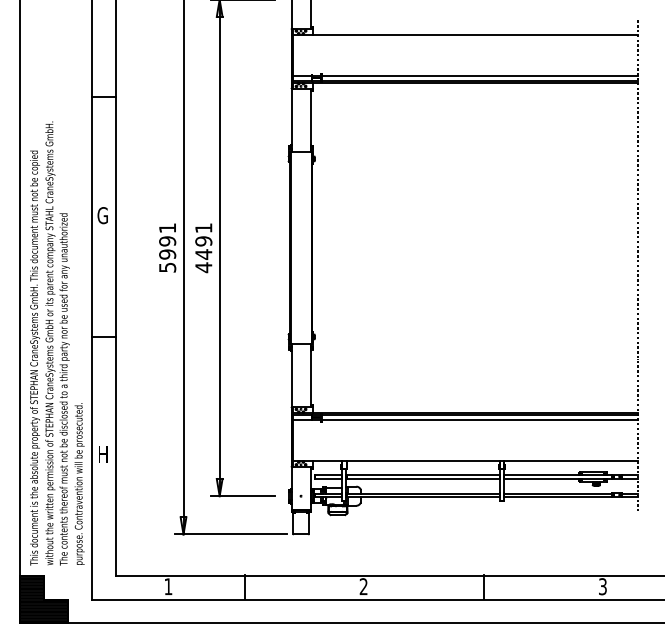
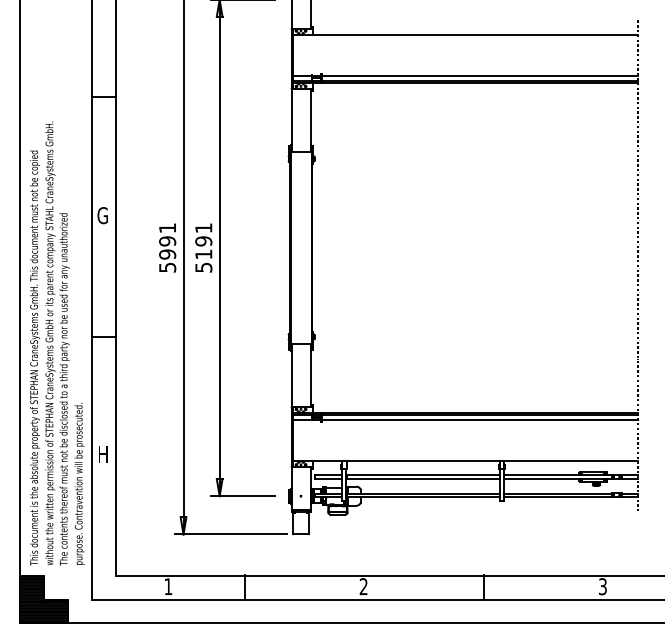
text: 4491 -> 5191 (203, 261)
